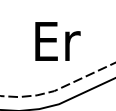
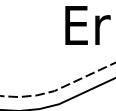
text position: (57, 41) -> (87, 25) (87, 25)
